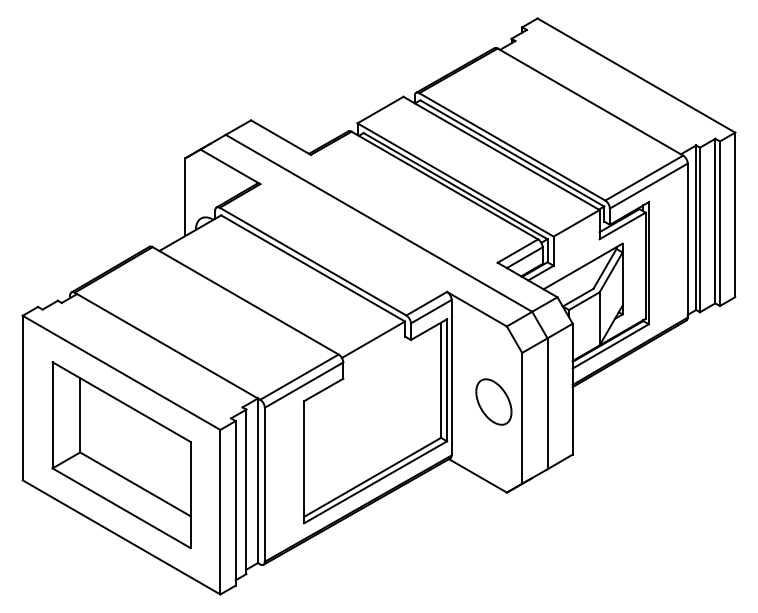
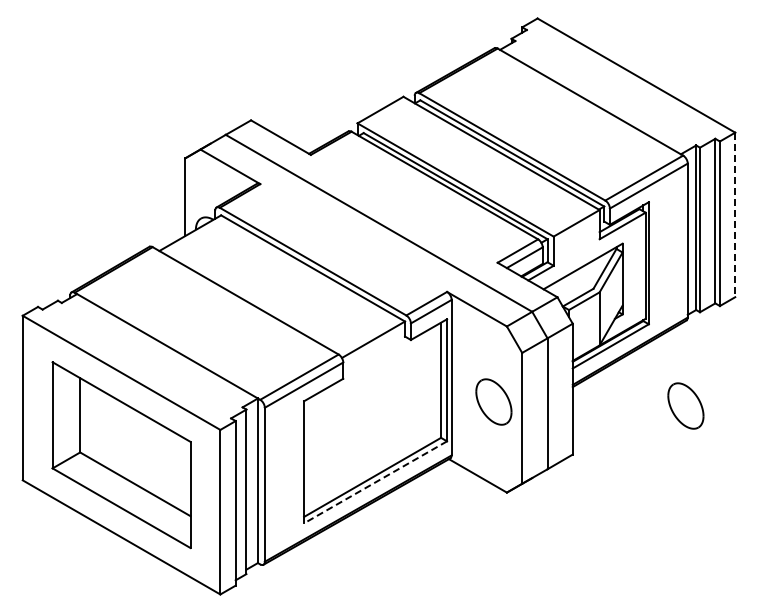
line: solid -> dashed (735, 215)
part: none -> present (685, 405)
line: solid -> dashed (375, 482)
